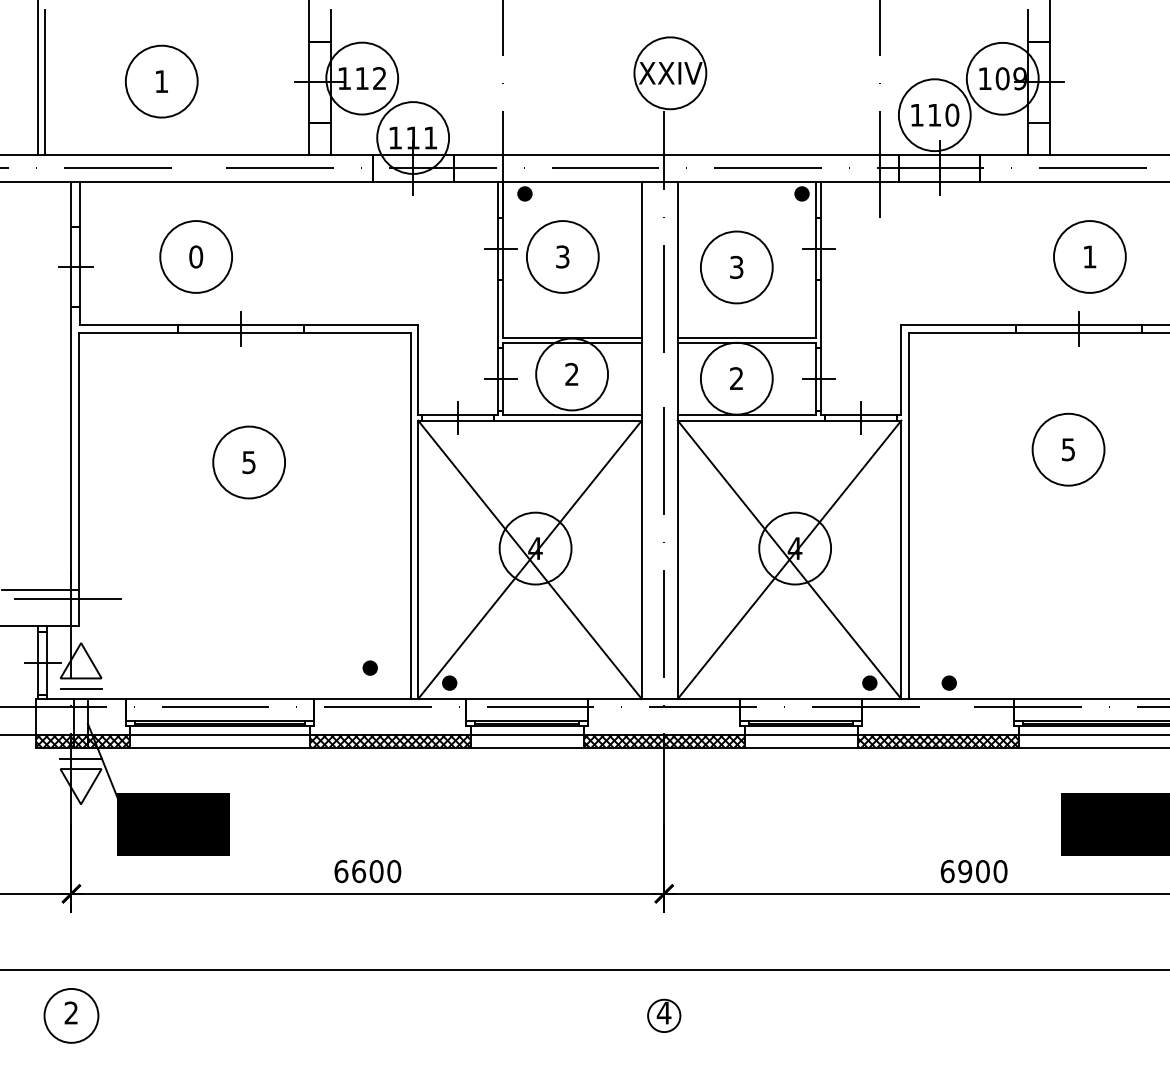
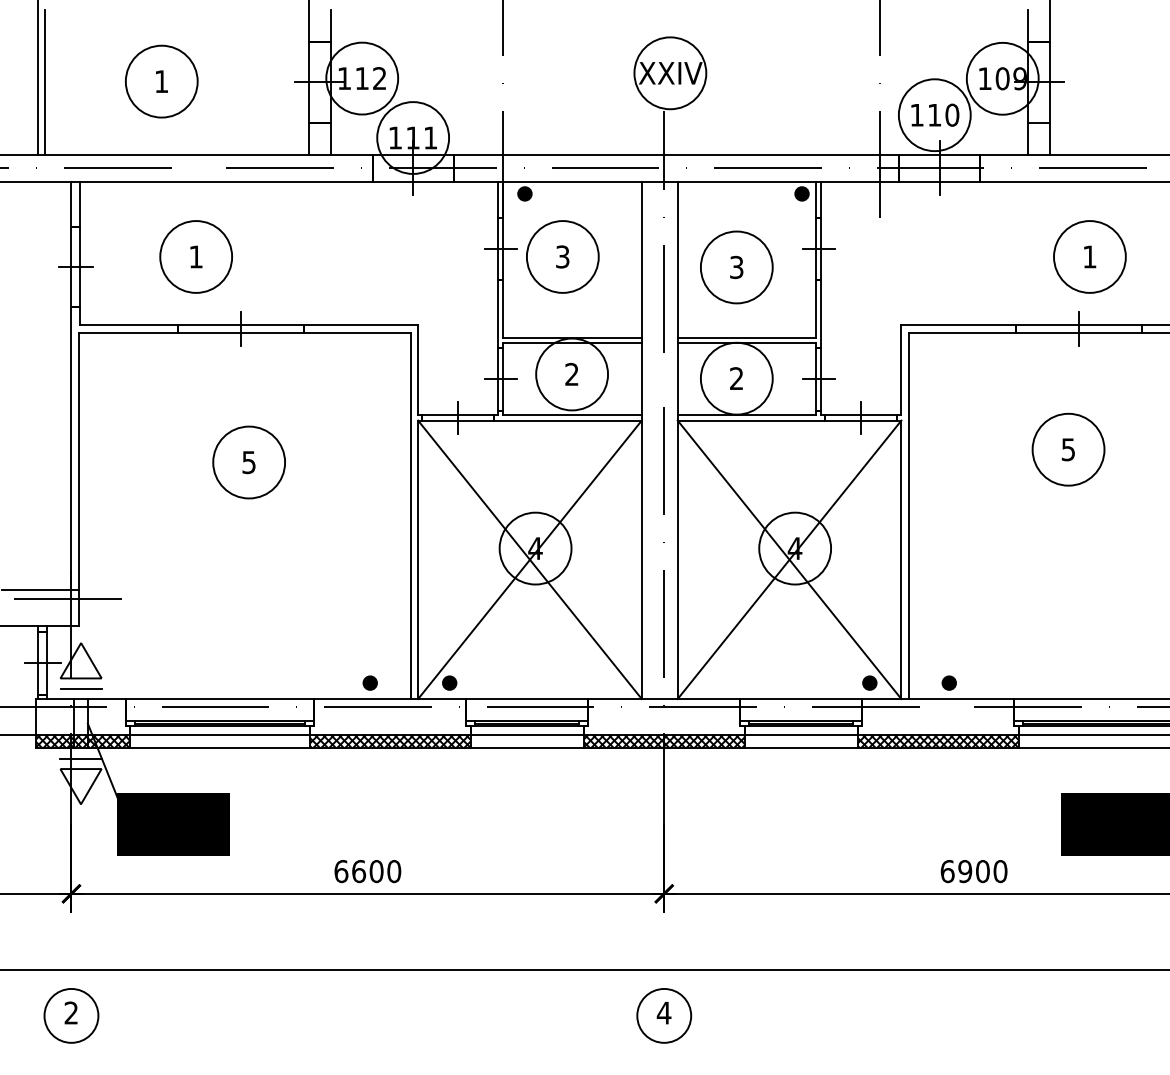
text: 0 -> 1 (196, 256)
part position: (369, 667) -> (369, 682) (369, 682)
circle diameter: 32 px -> 54 px (664, 1015)
